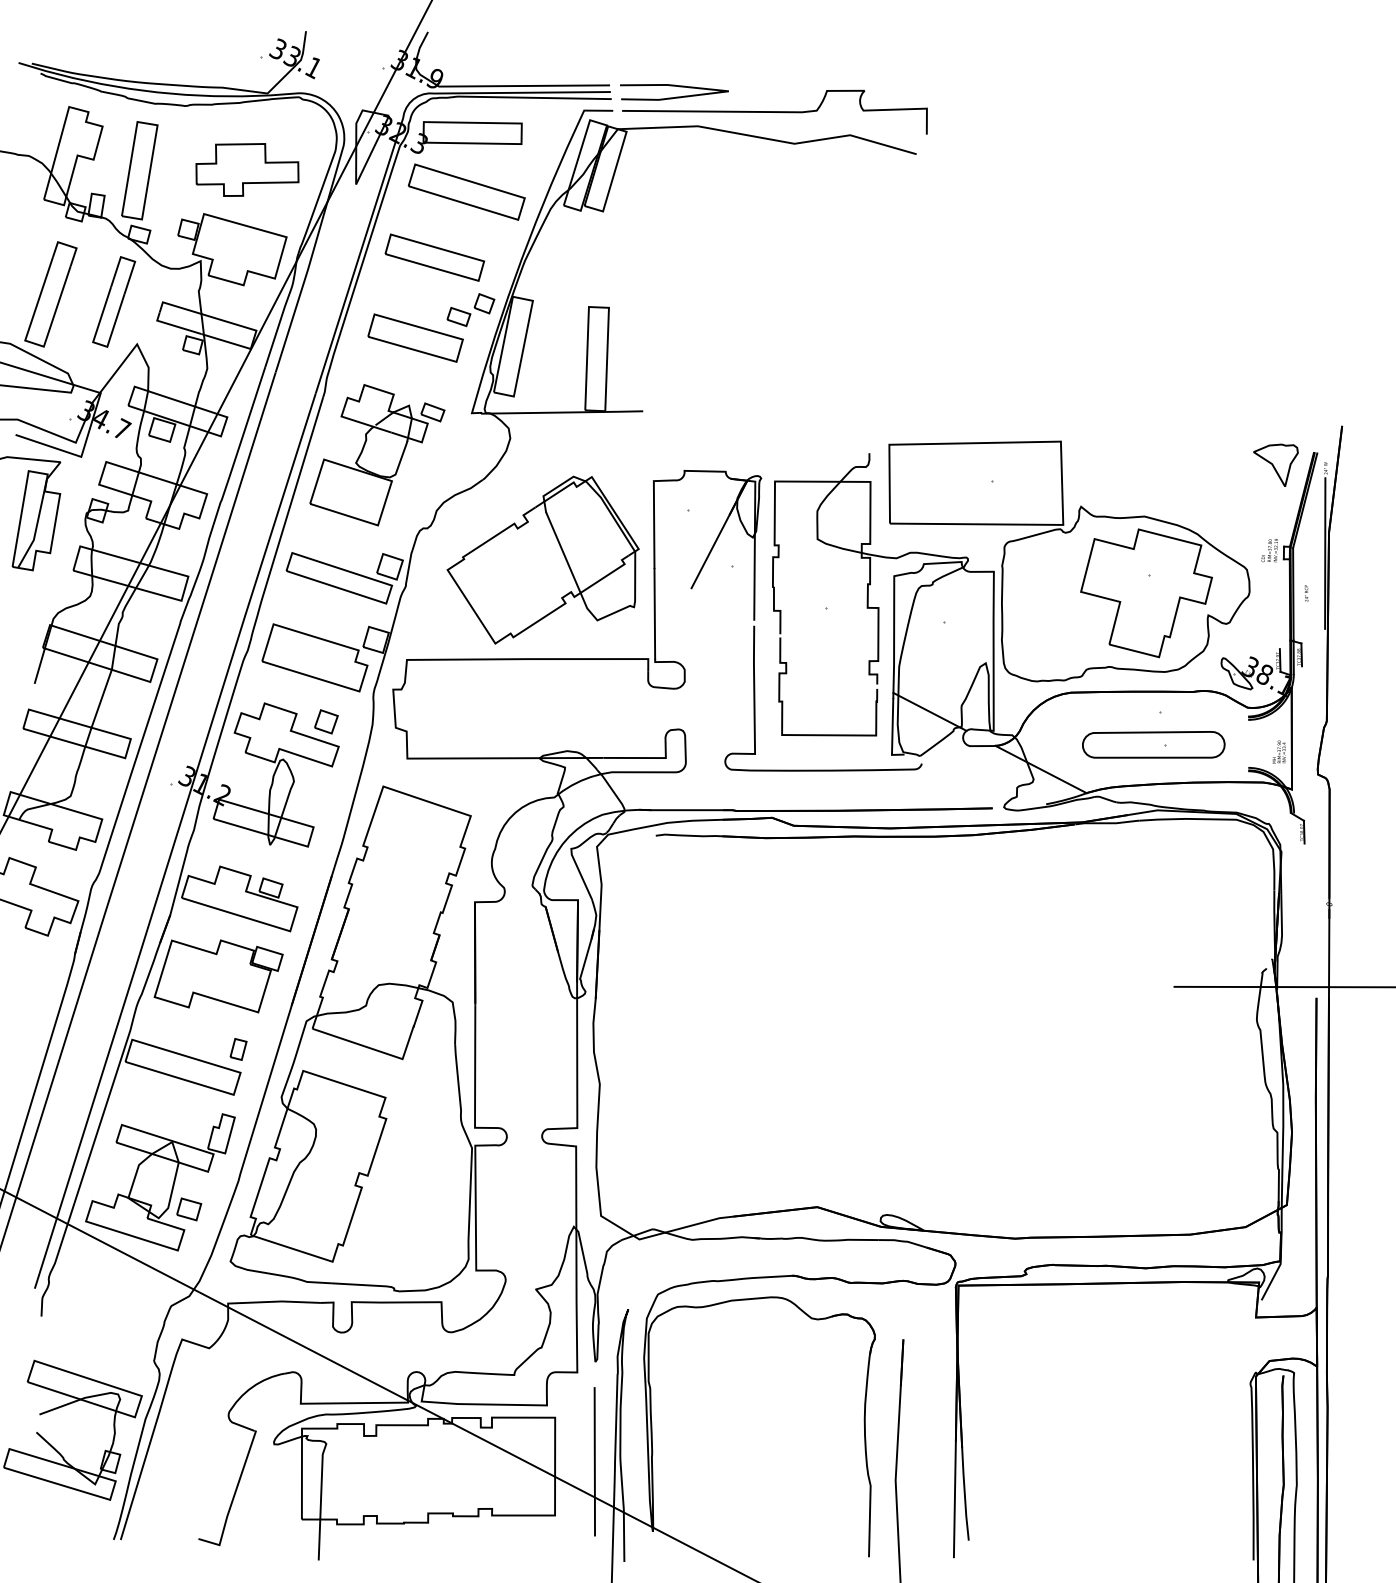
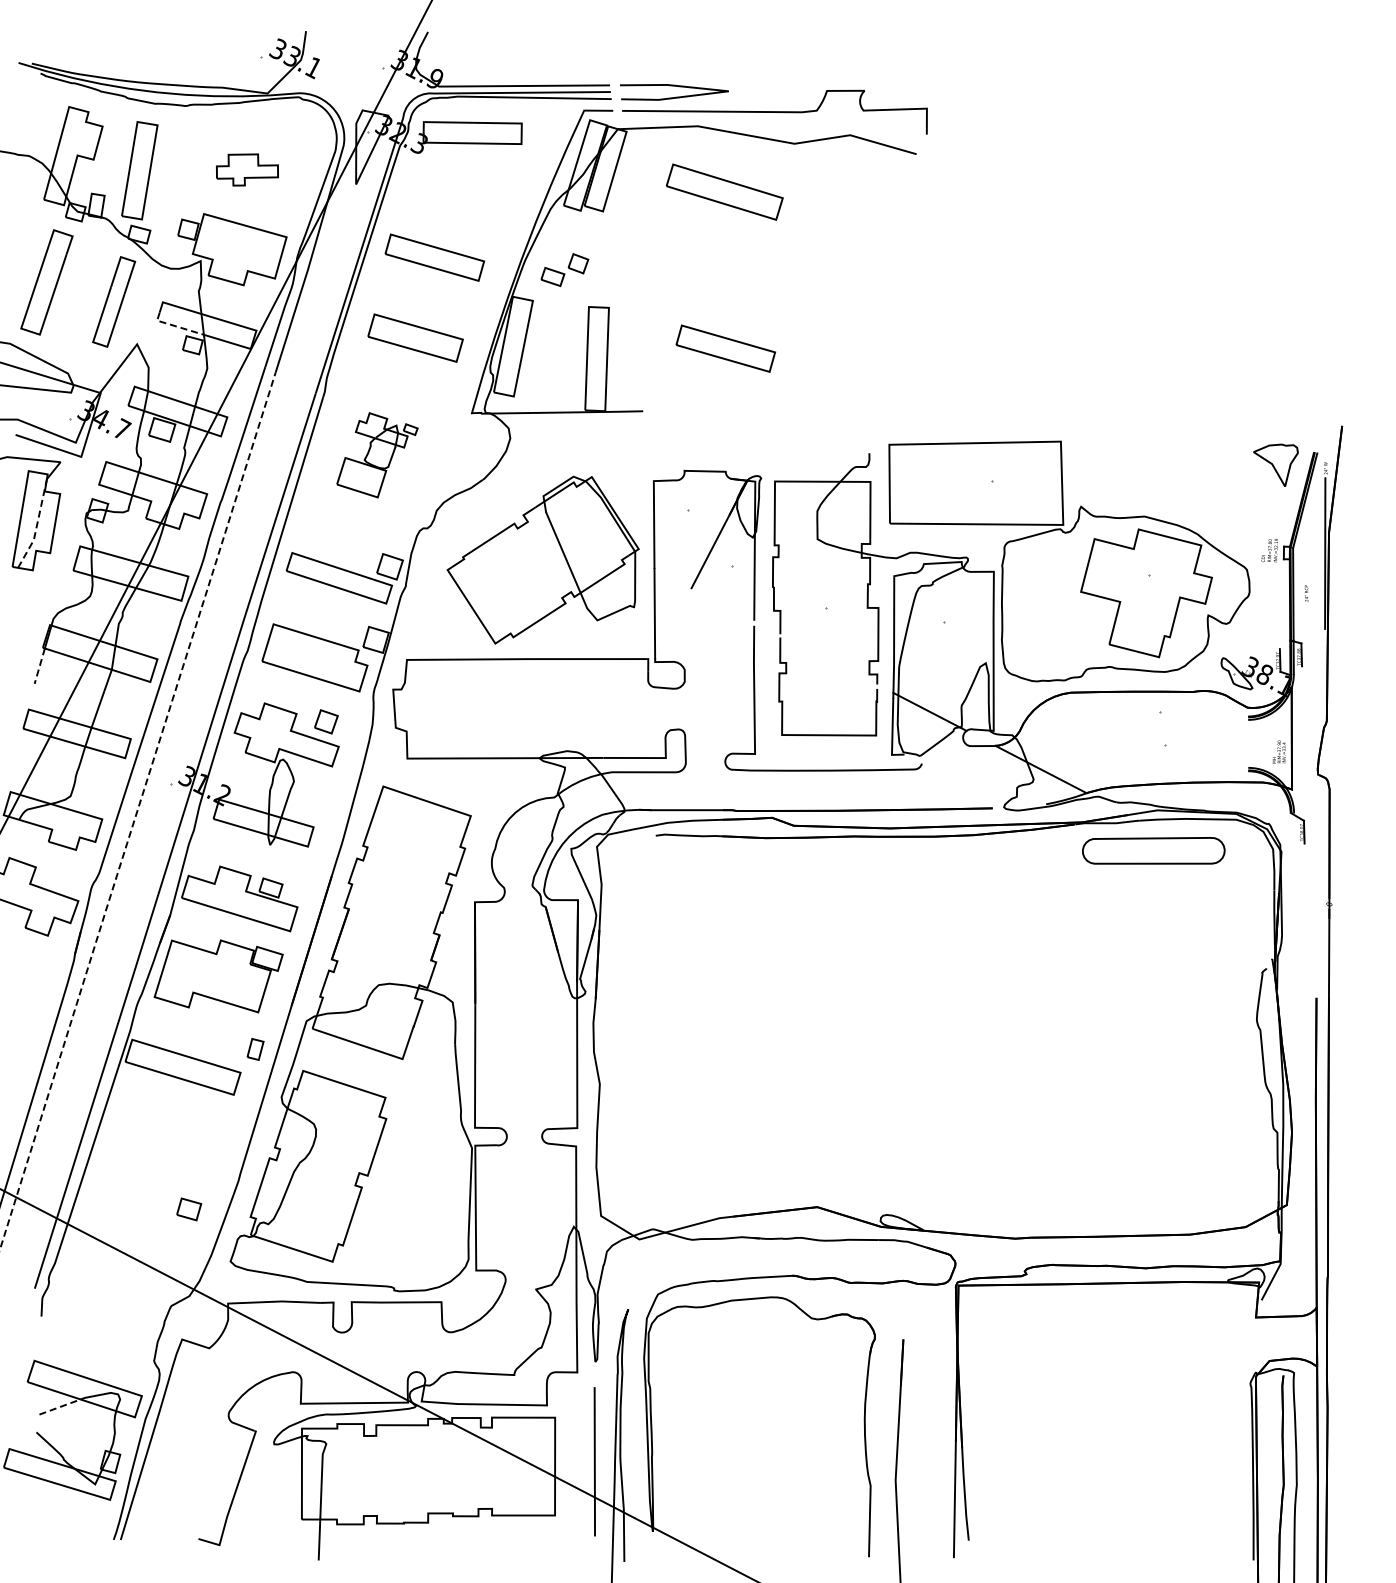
part size: 105x54 px -> 63x34 px (247, 169)
part position: (466, 191) -> (724, 191) (724, 191)
part position: (50, 294) -> (46, 282) (46, 282)
part position: (470, 310) -> (564, 270) (564, 270)
line: solid -> dashed (175, 326)
part: none -> present (725, 348)
part size: 137x143 px -> 83x87 px (377, 455)
line: solid -> dashed (36, 525)
line: solid -> dashed (39, 666)
part position: (1153, 744) -> (1153, 850) (1153, 850)
line: solid -> dashed (137, 810)
line: present -> none (1283, 986)
part position: (238, 1049) -> (255, 1049) (255, 1049)
part: present -> none (160, 1182)
line: solid -> dashed (60, 1407)
